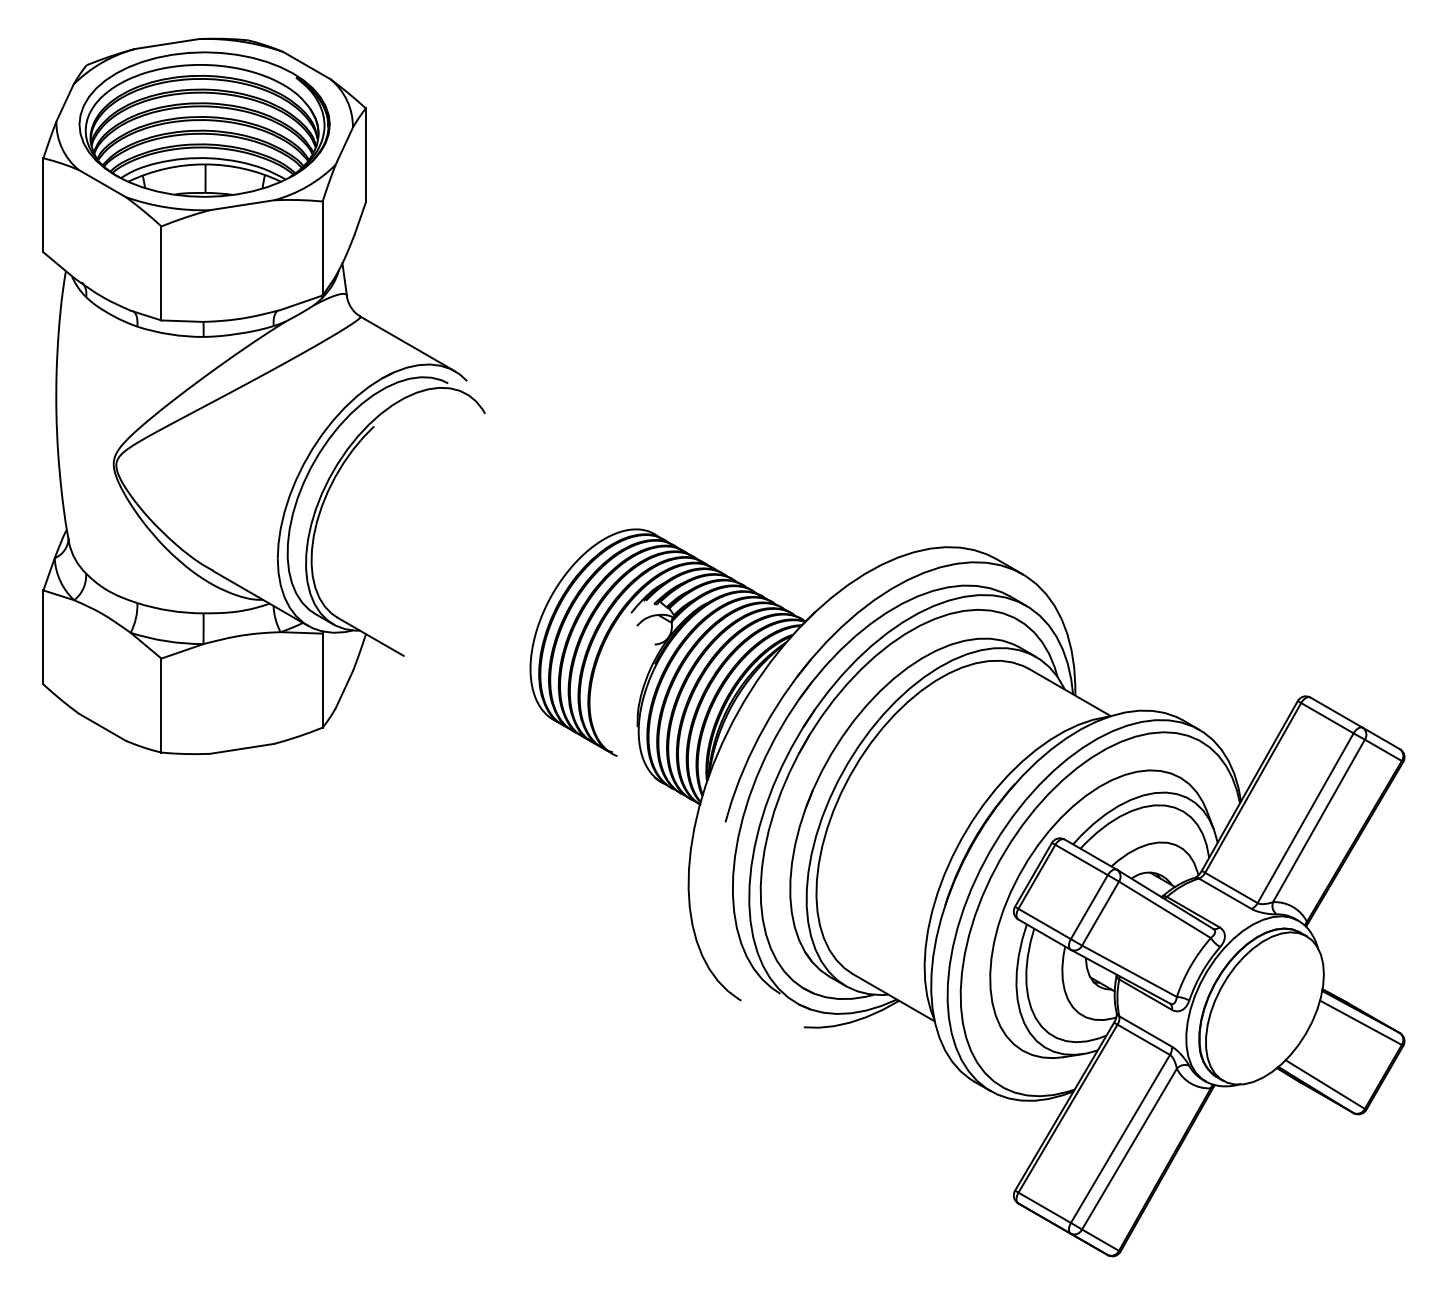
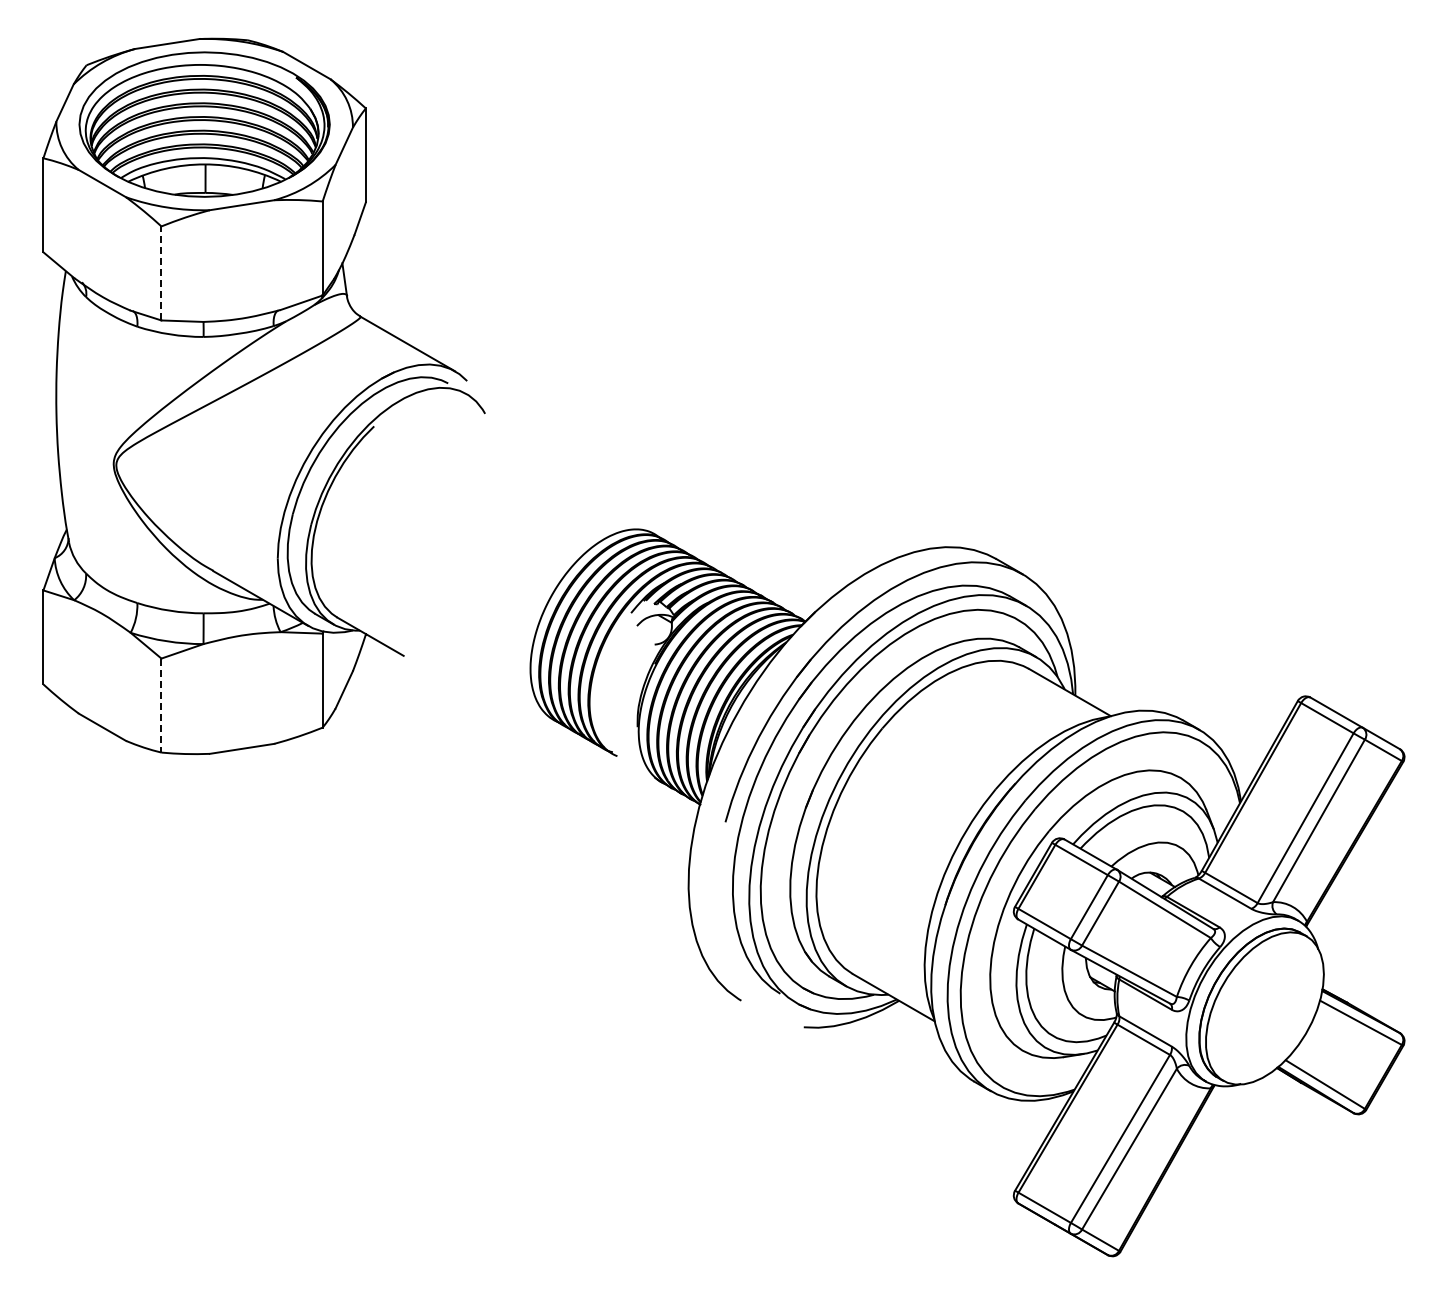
line: solid -> dashed (161, 272)
line: solid -> dashed (161, 706)
